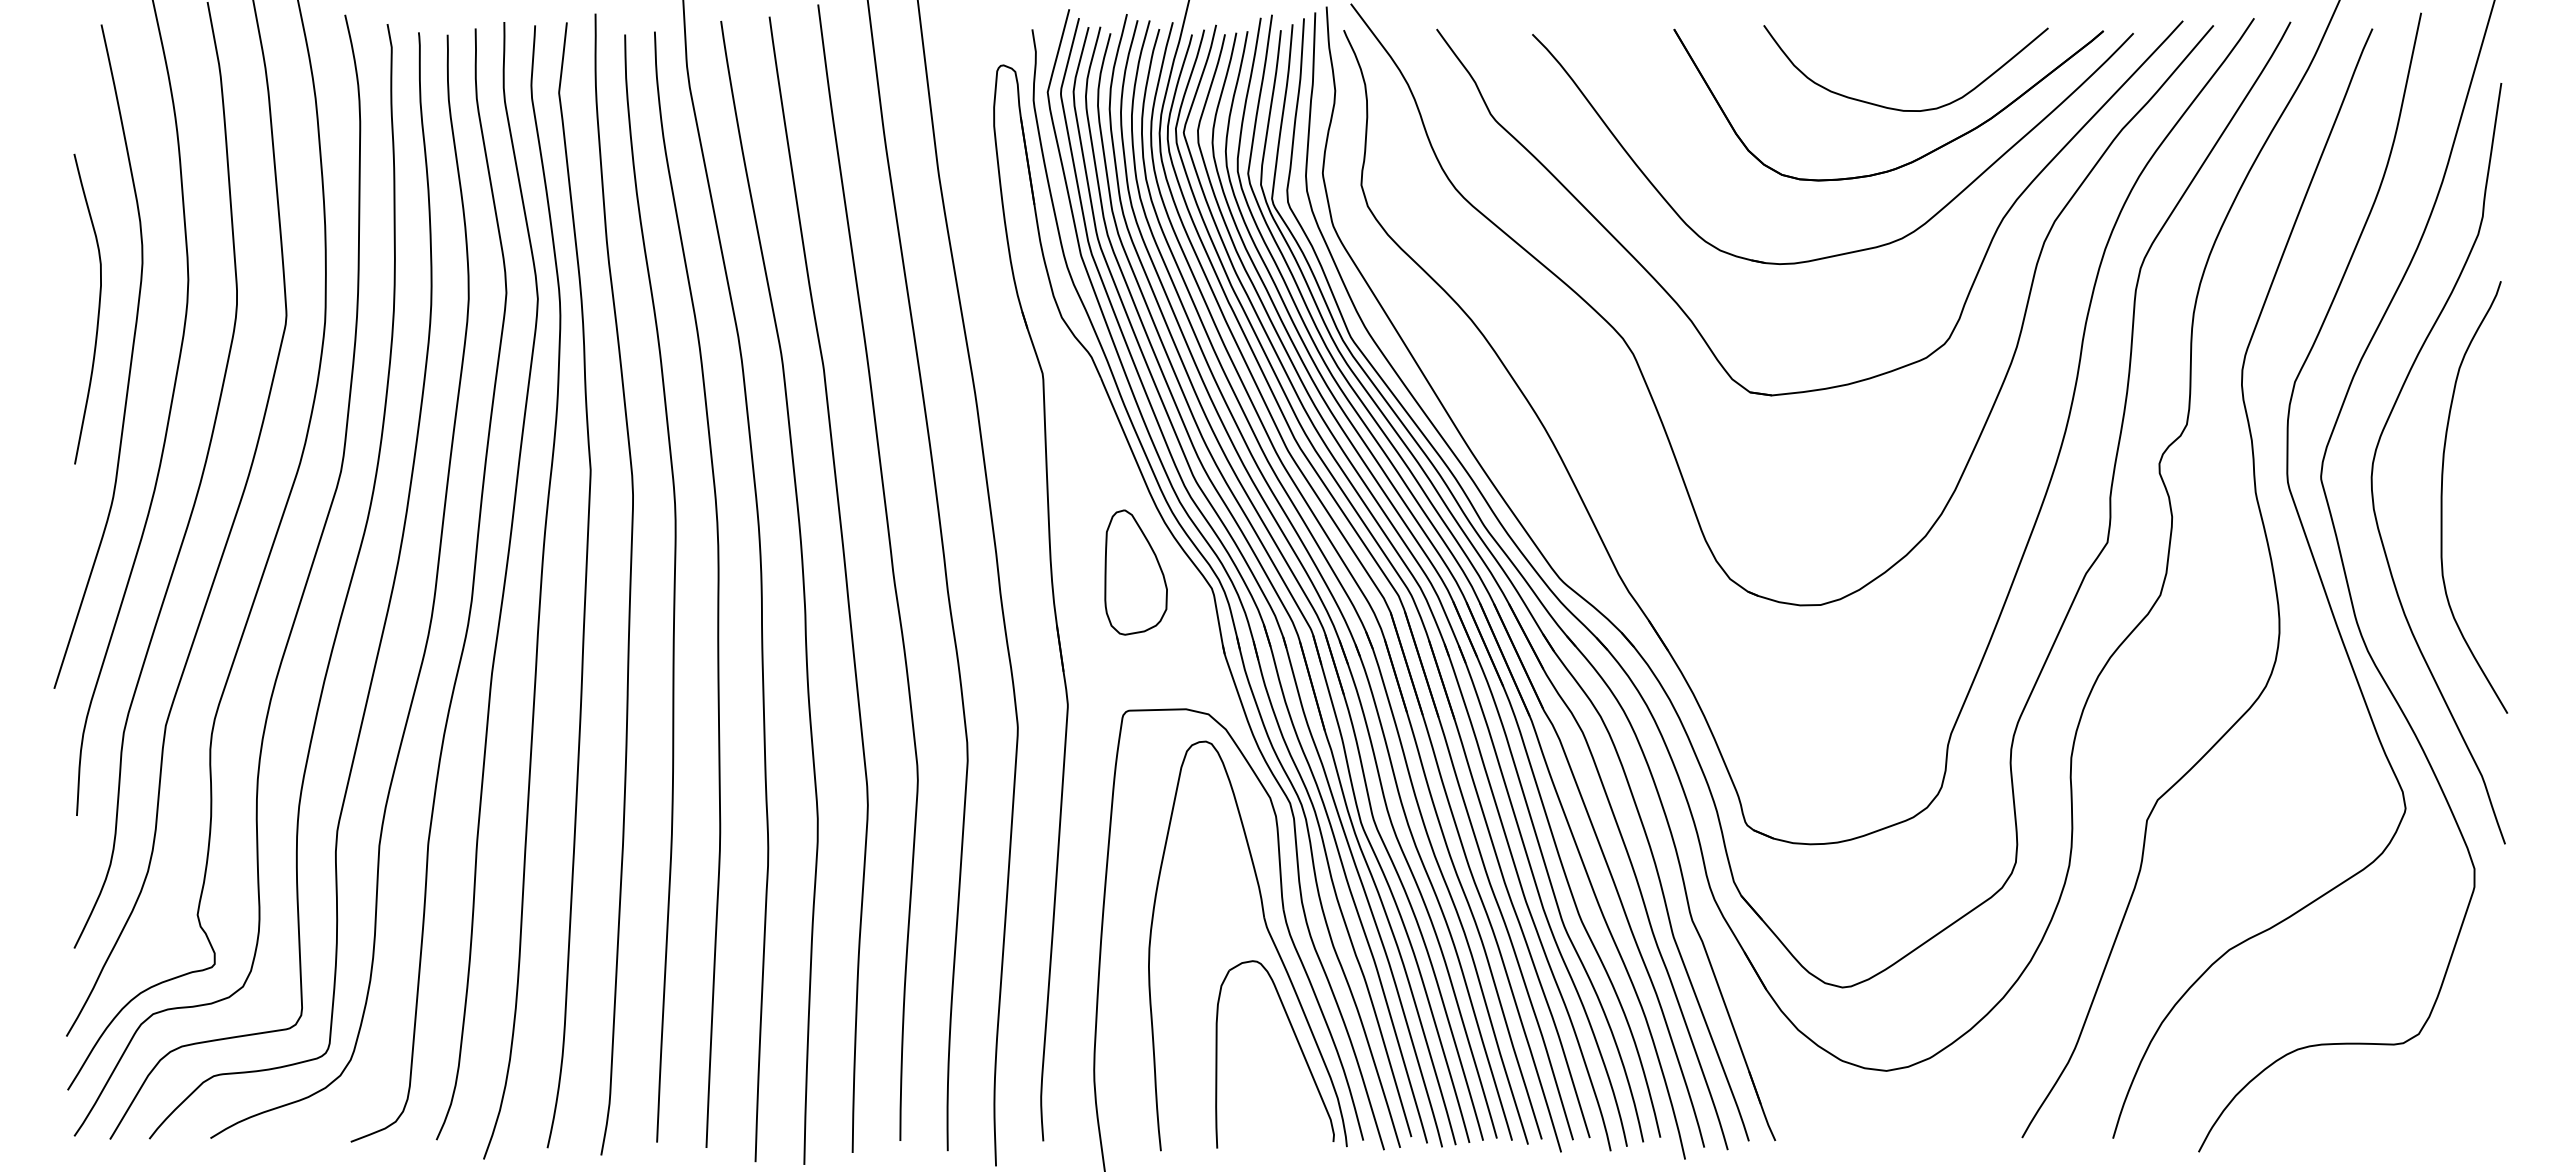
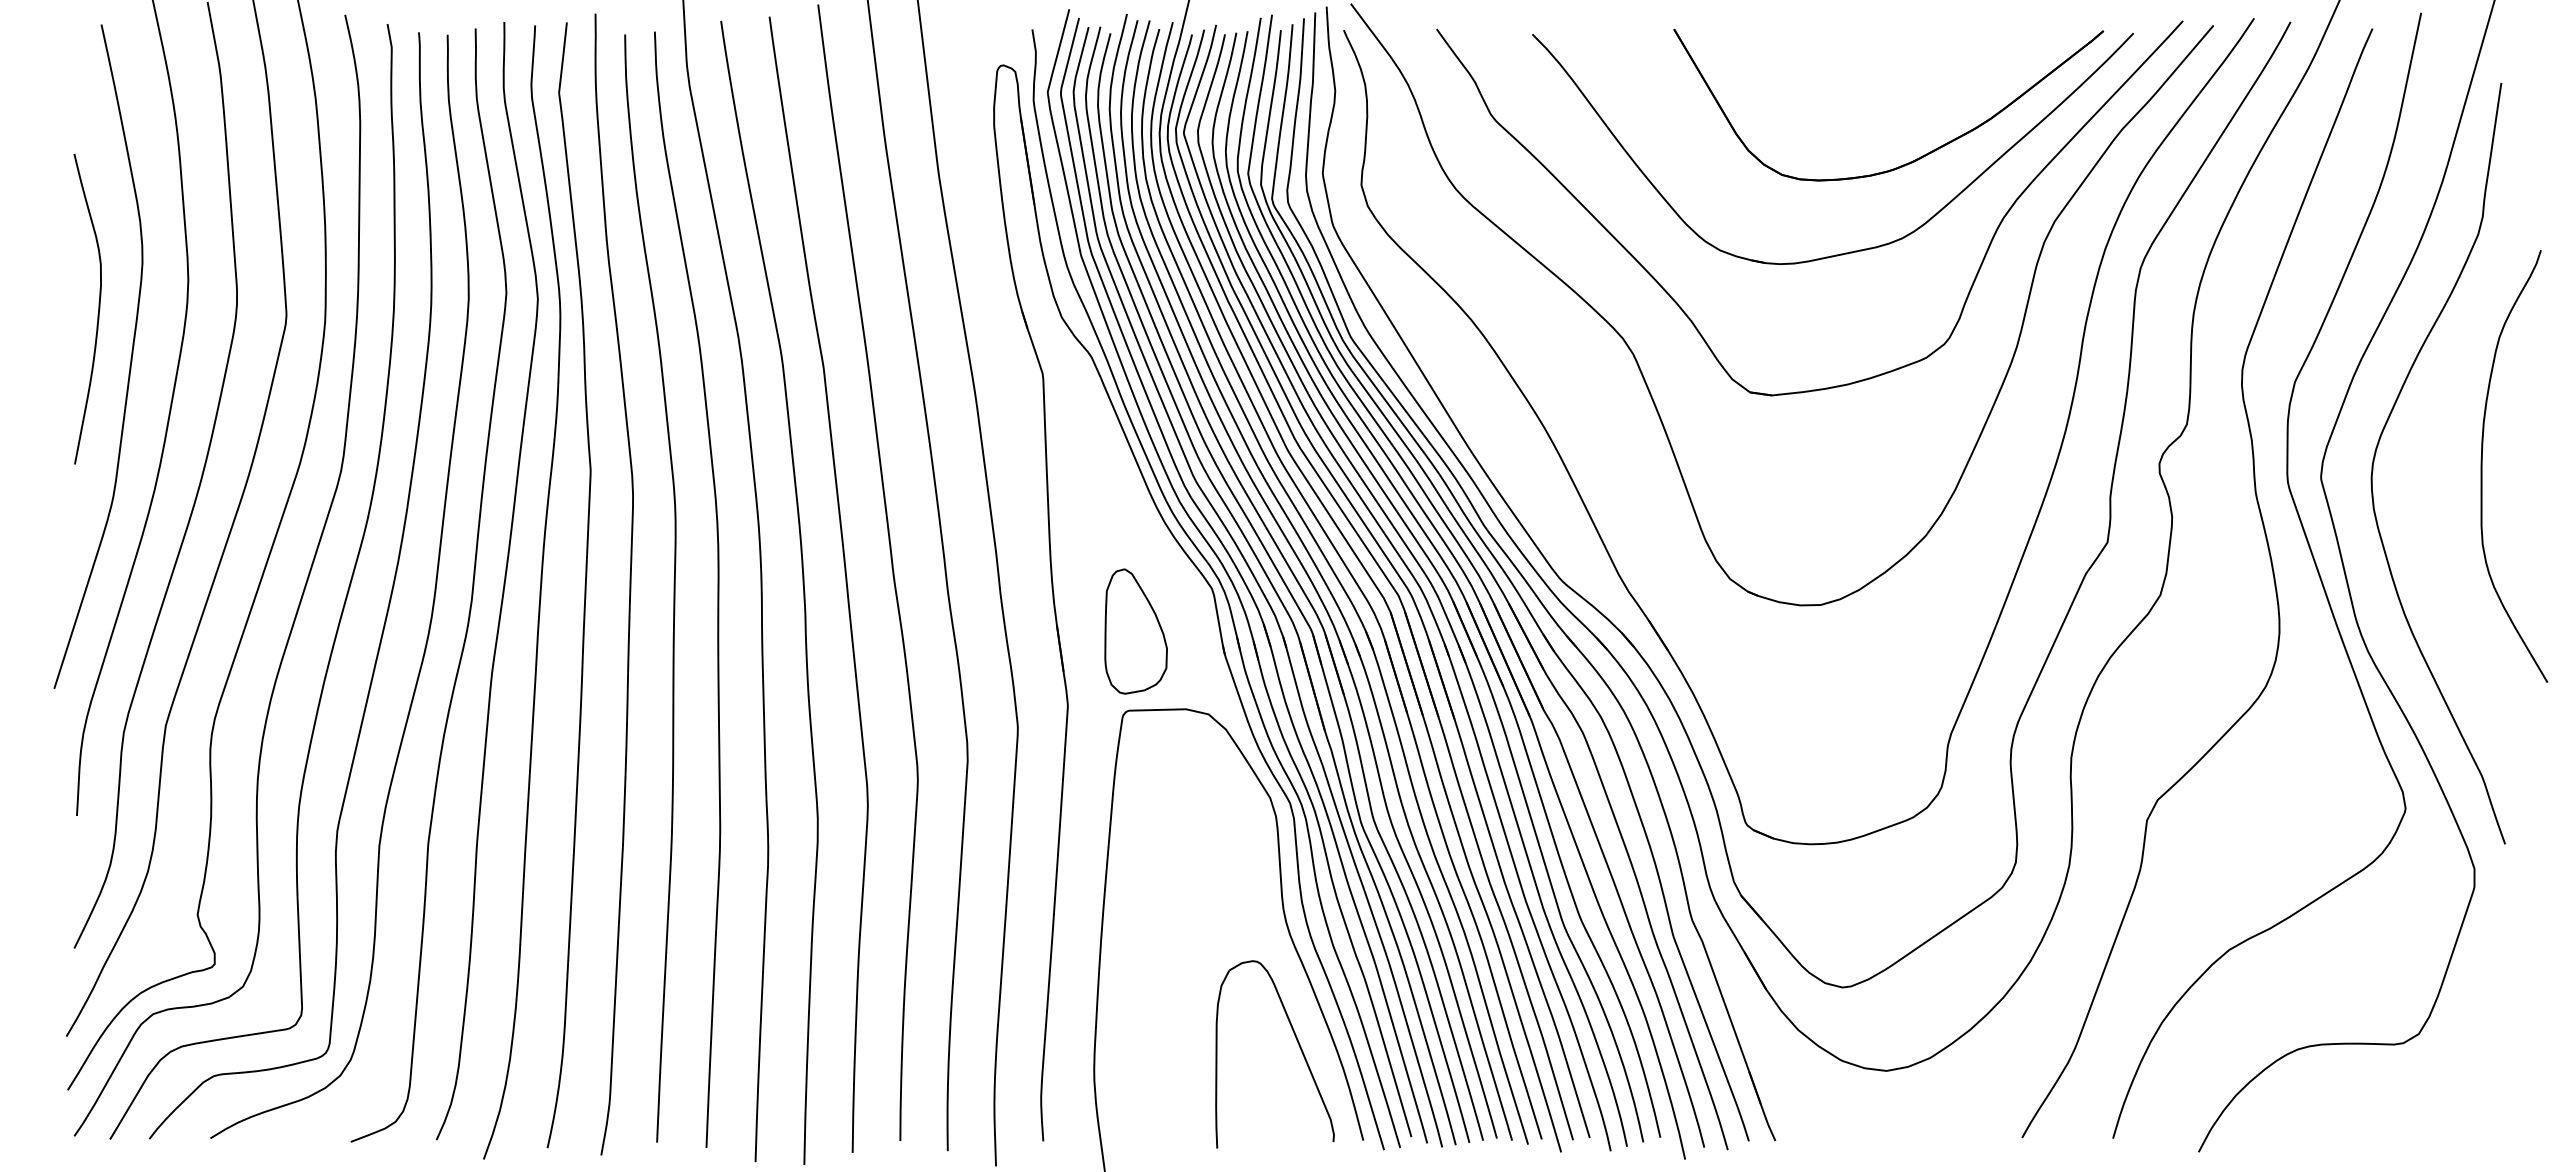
curve: present -> none (1897, 108)
curve position: (2442, 497) -> (2482, 466) (2482, 466)
part position: (1135, 572) -> (1135, 631) (1135, 631)
part: present -> none (1270, 938)
